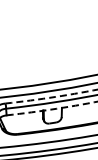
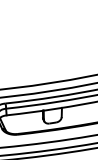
arc: dashed -> solid (52, 97)
arc: dashed -> solid (52, 109)
